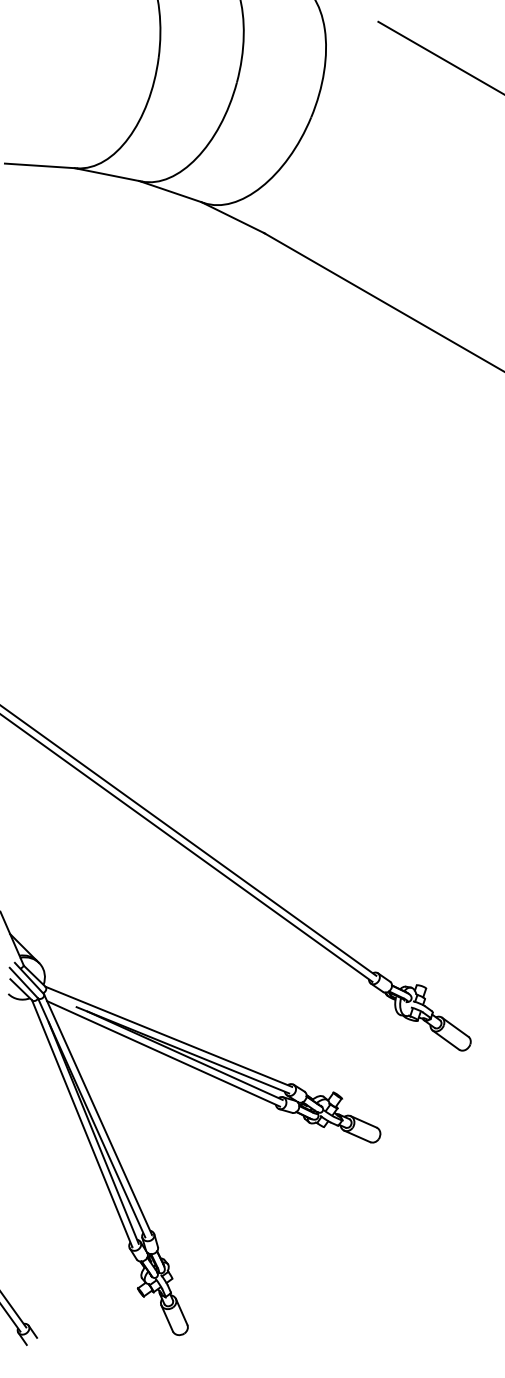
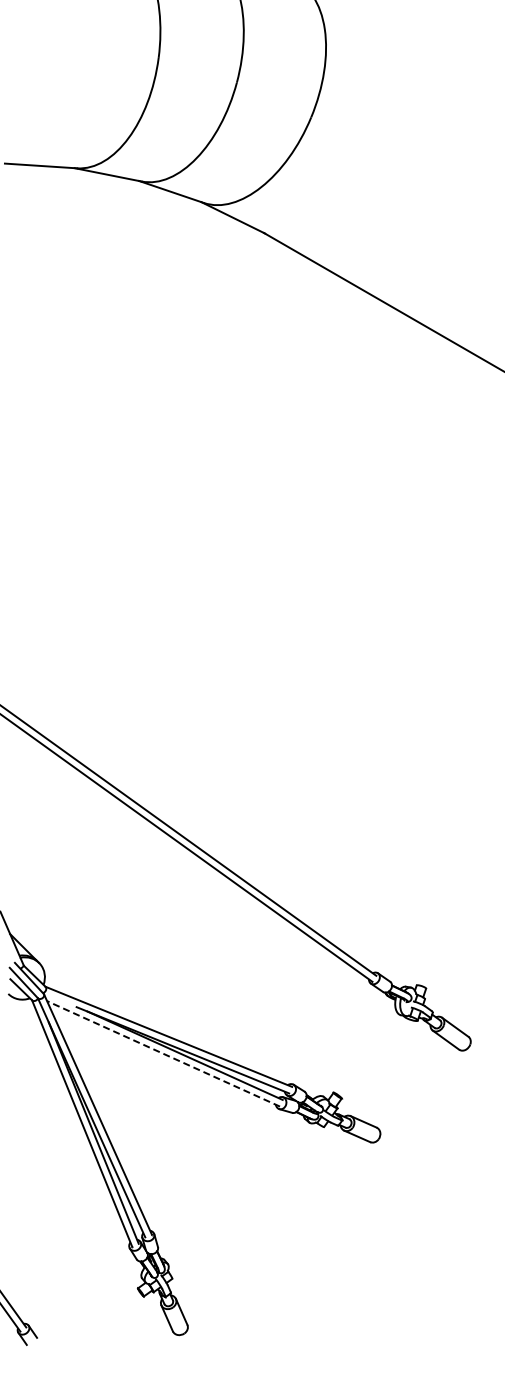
line: present -> none (439, 57)
line: solid -> dashed (163, 1053)
